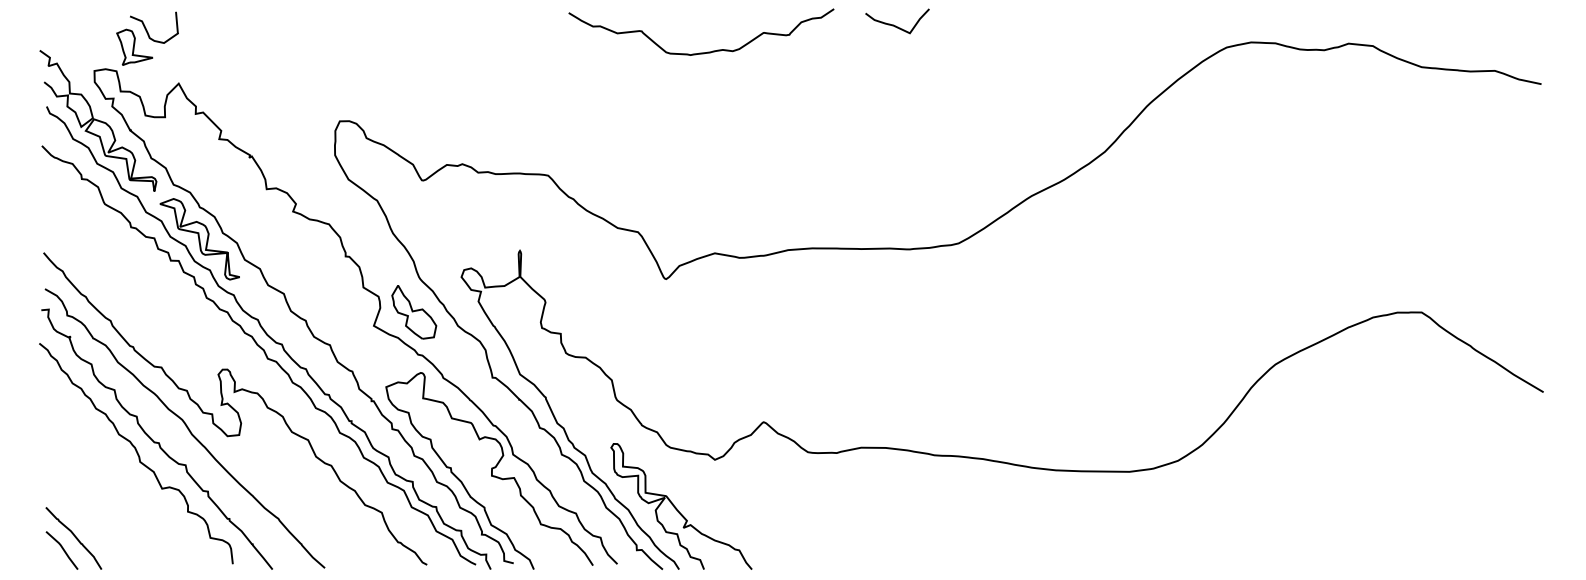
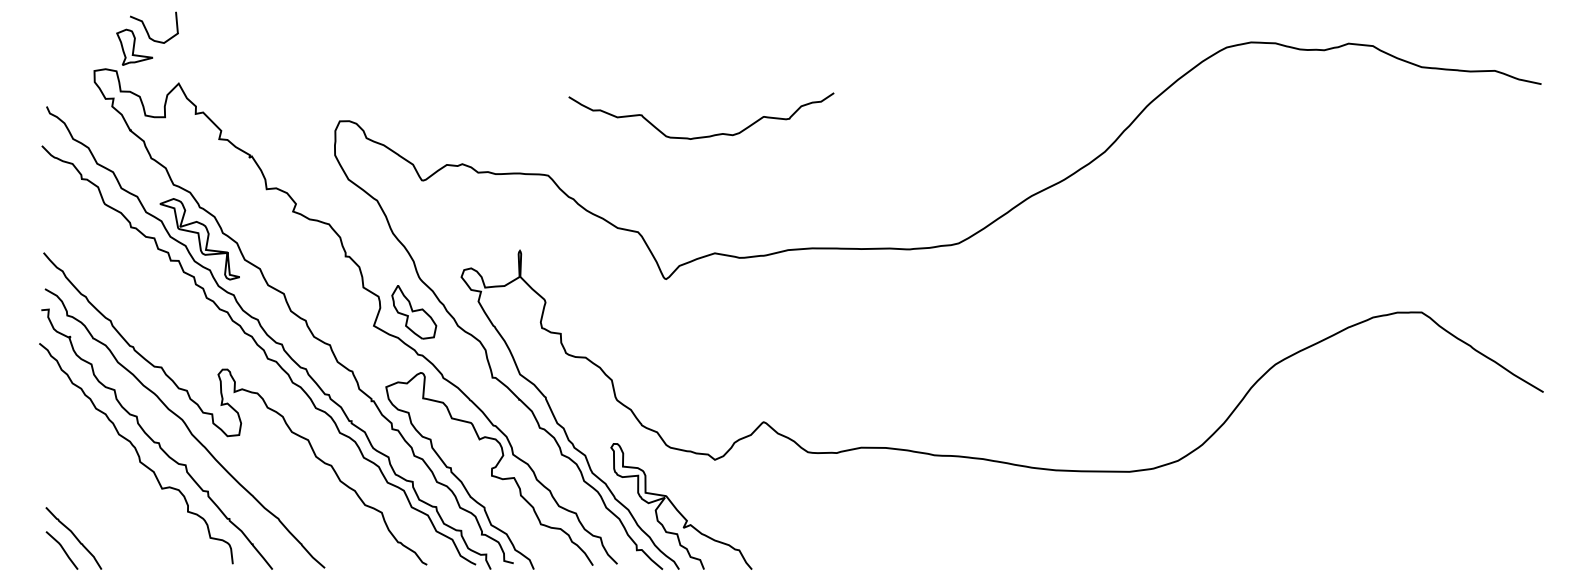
curve: present -> none (895, 25)
curve position: (707, 51) -> (707, 135) (707, 135)
part: present -> none (98, 120)
